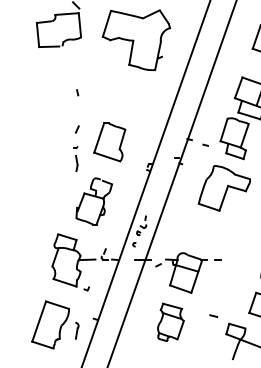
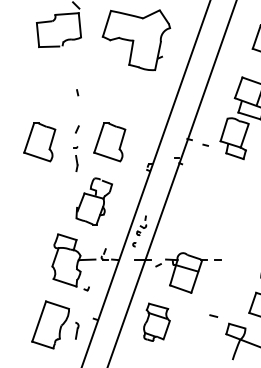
part: none -> present (39, 142)
part: present -> none (224, 188)
part position: (170, 321) -> (156, 321) (156, 321)
